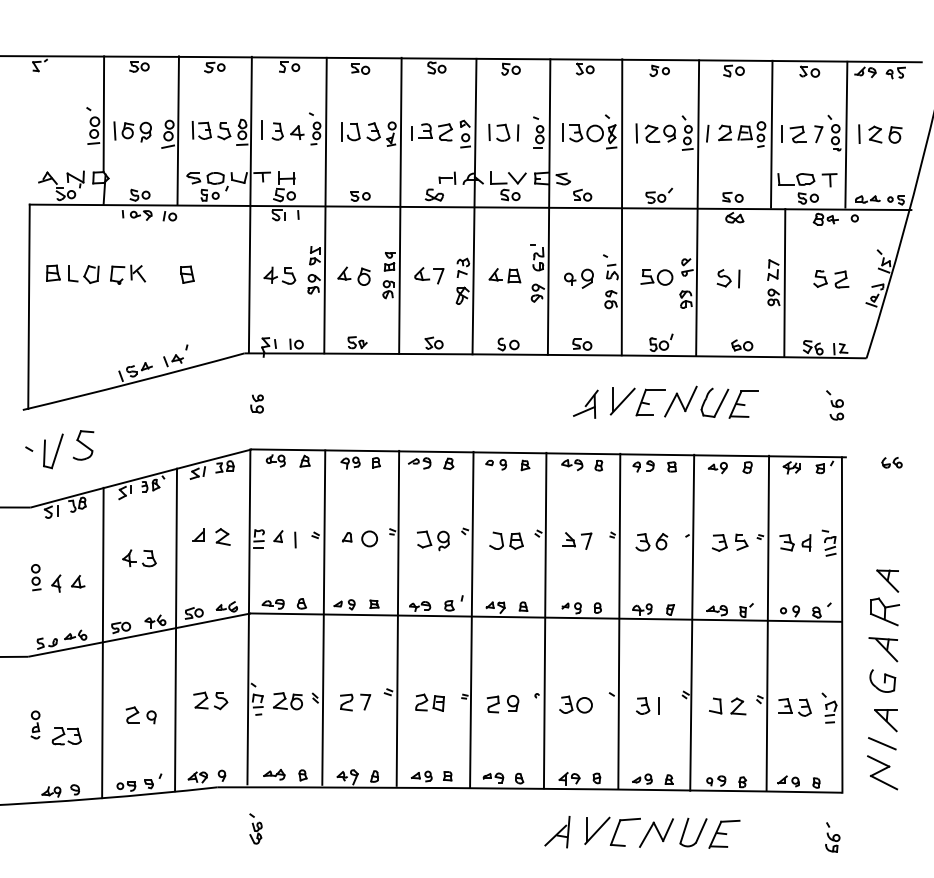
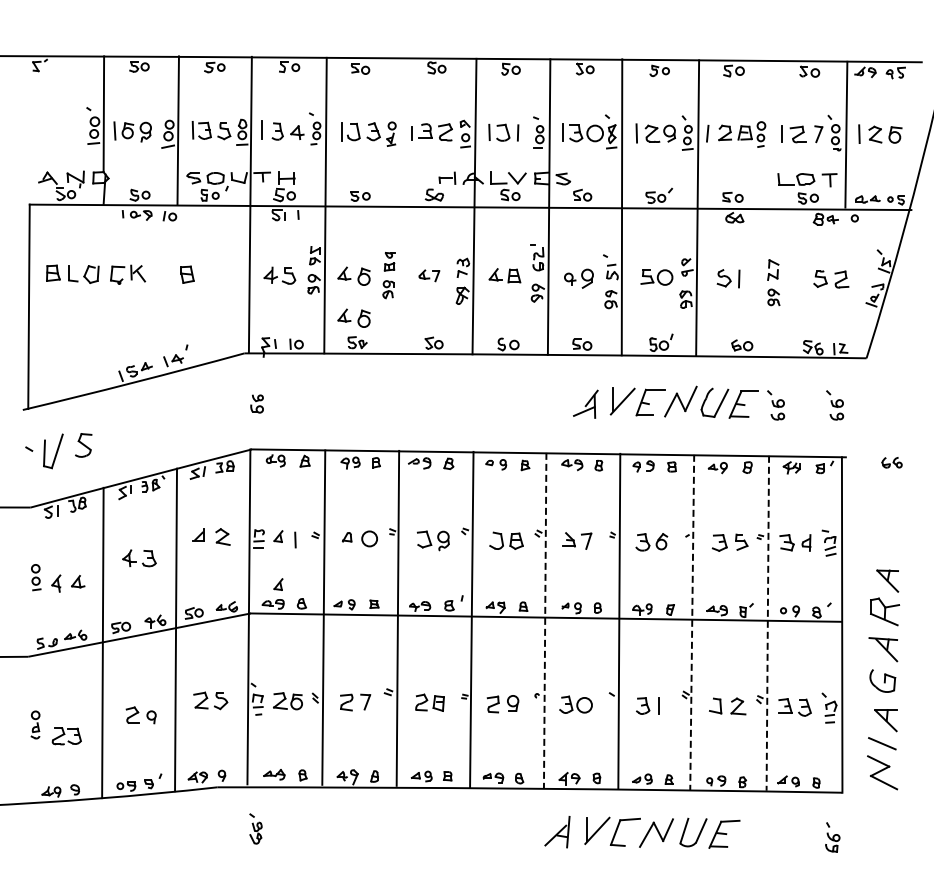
line: present -> none (771, 133)
line: present -> none (400, 205)
part size: 31x18 px -> 23x14 px (429, 275)
line: present -> none (784, 282)
part: none -> present (353, 317)
part: none -> present (776, 405)
part size: 22x31 px -> 18x25 px (83, 445)
part: none -> present (278, 584)
line: solid -> dashed (545, 620)
line: solid -> dashed (692, 622)
line: solid -> dashed (767, 623)
